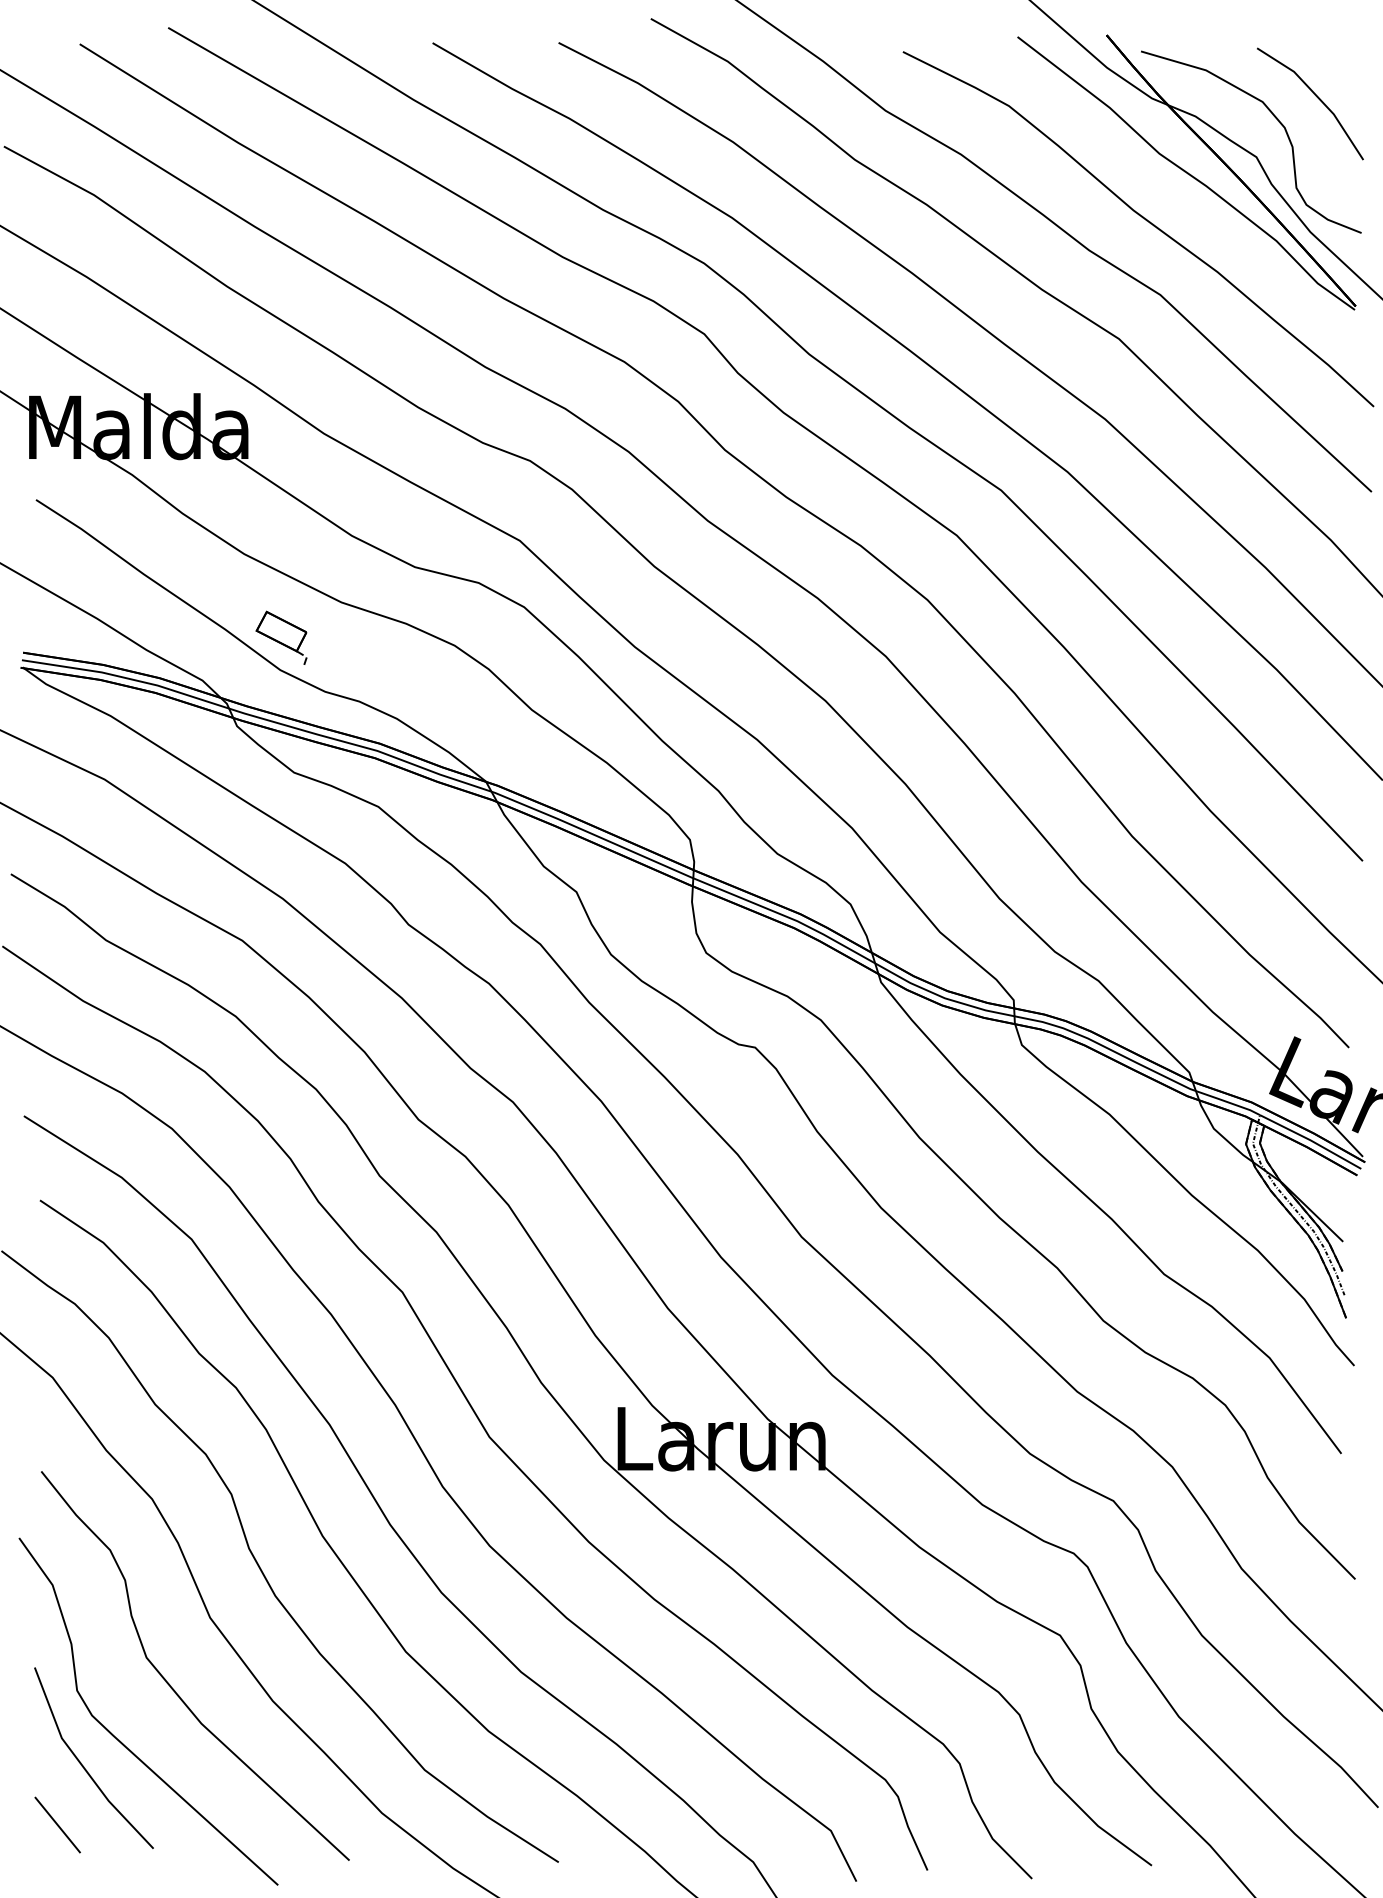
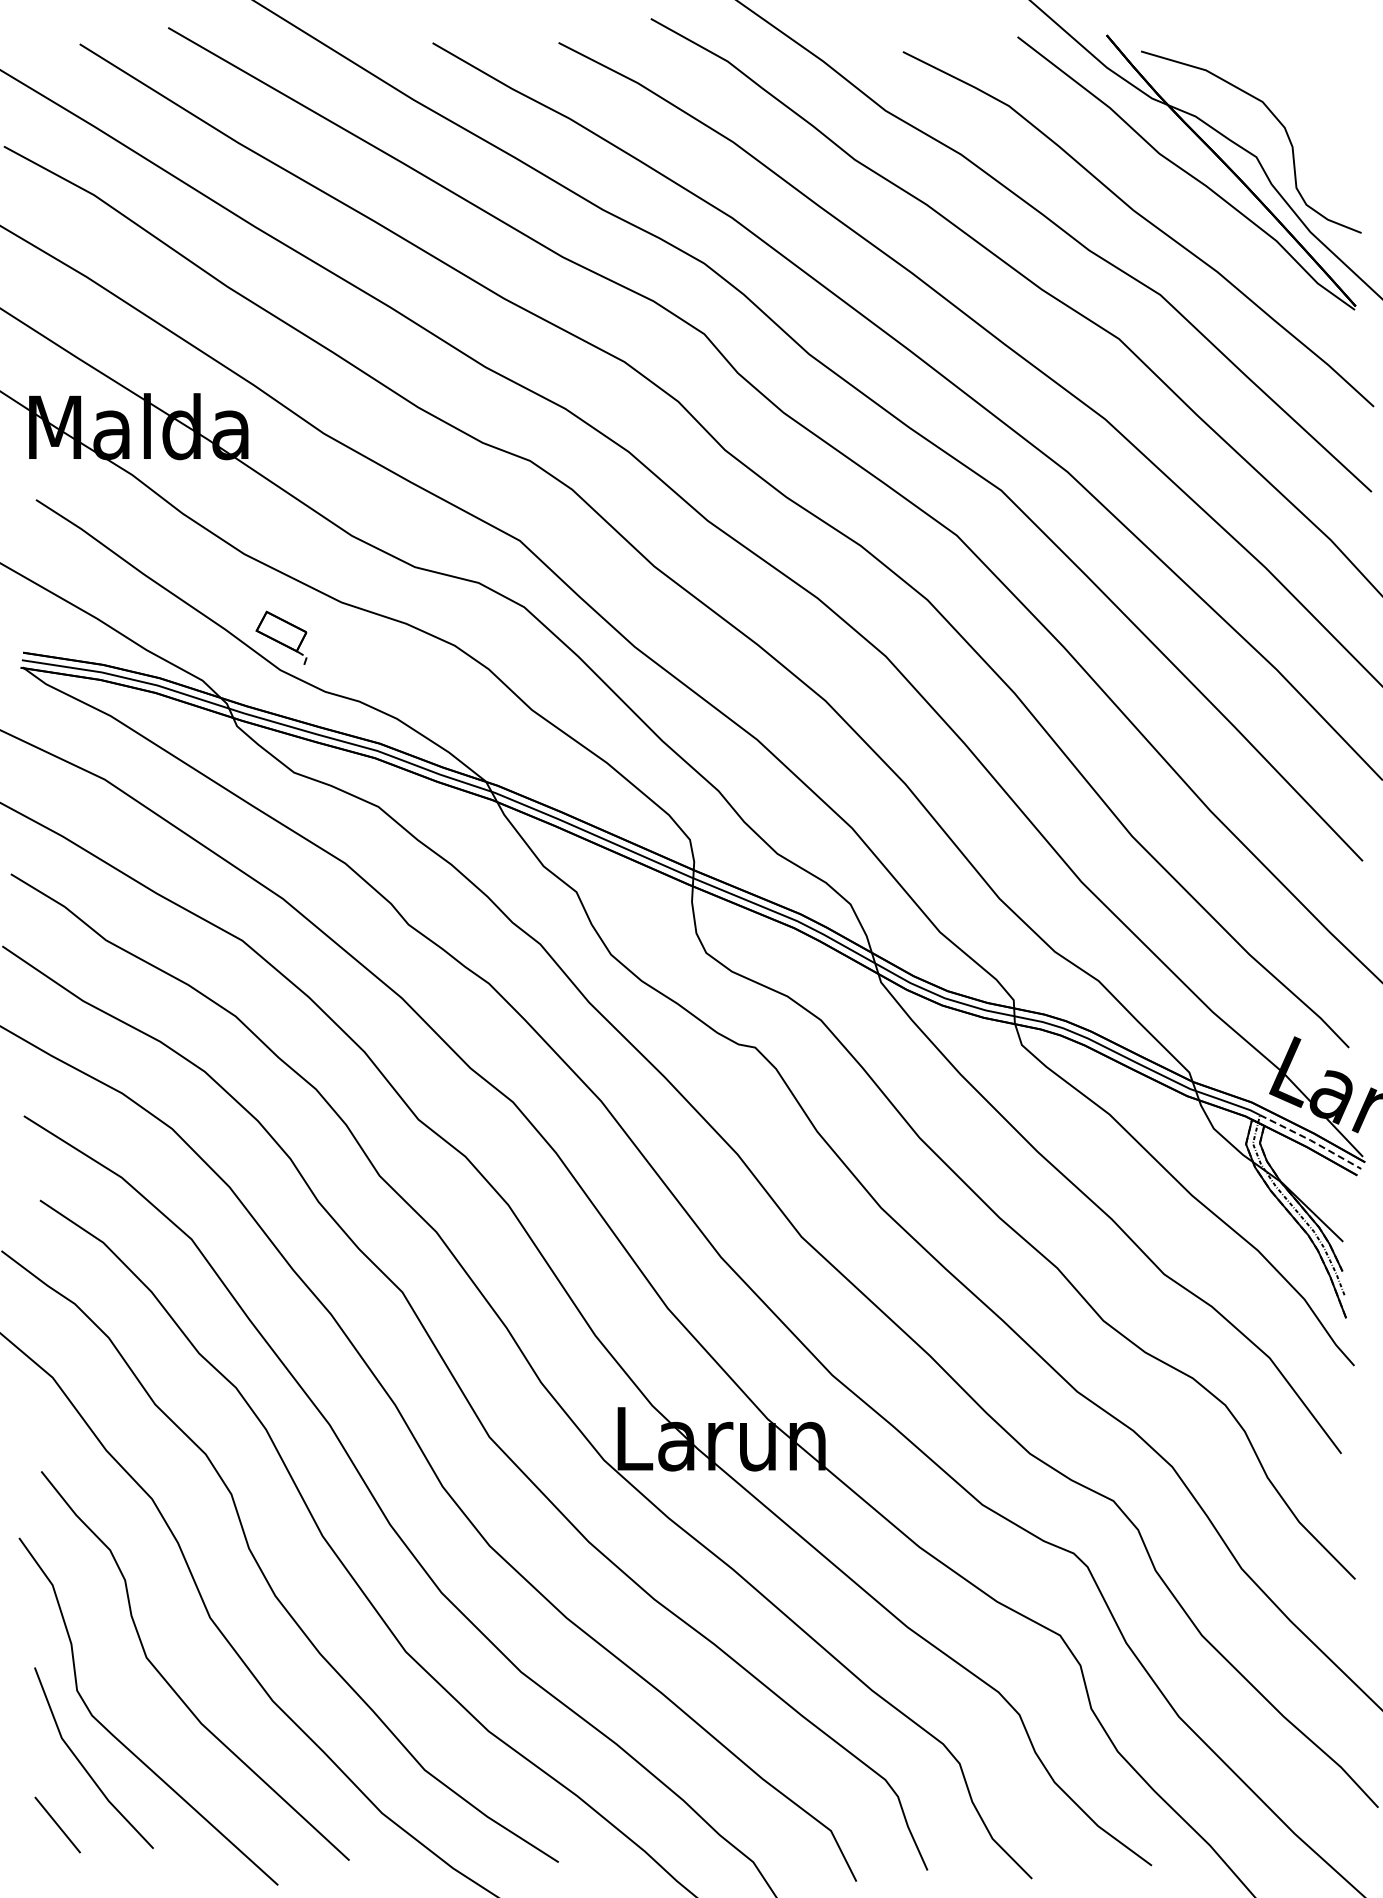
part: present -> none (1316, 97)
line: solid -> dashed (1311, 1140)
